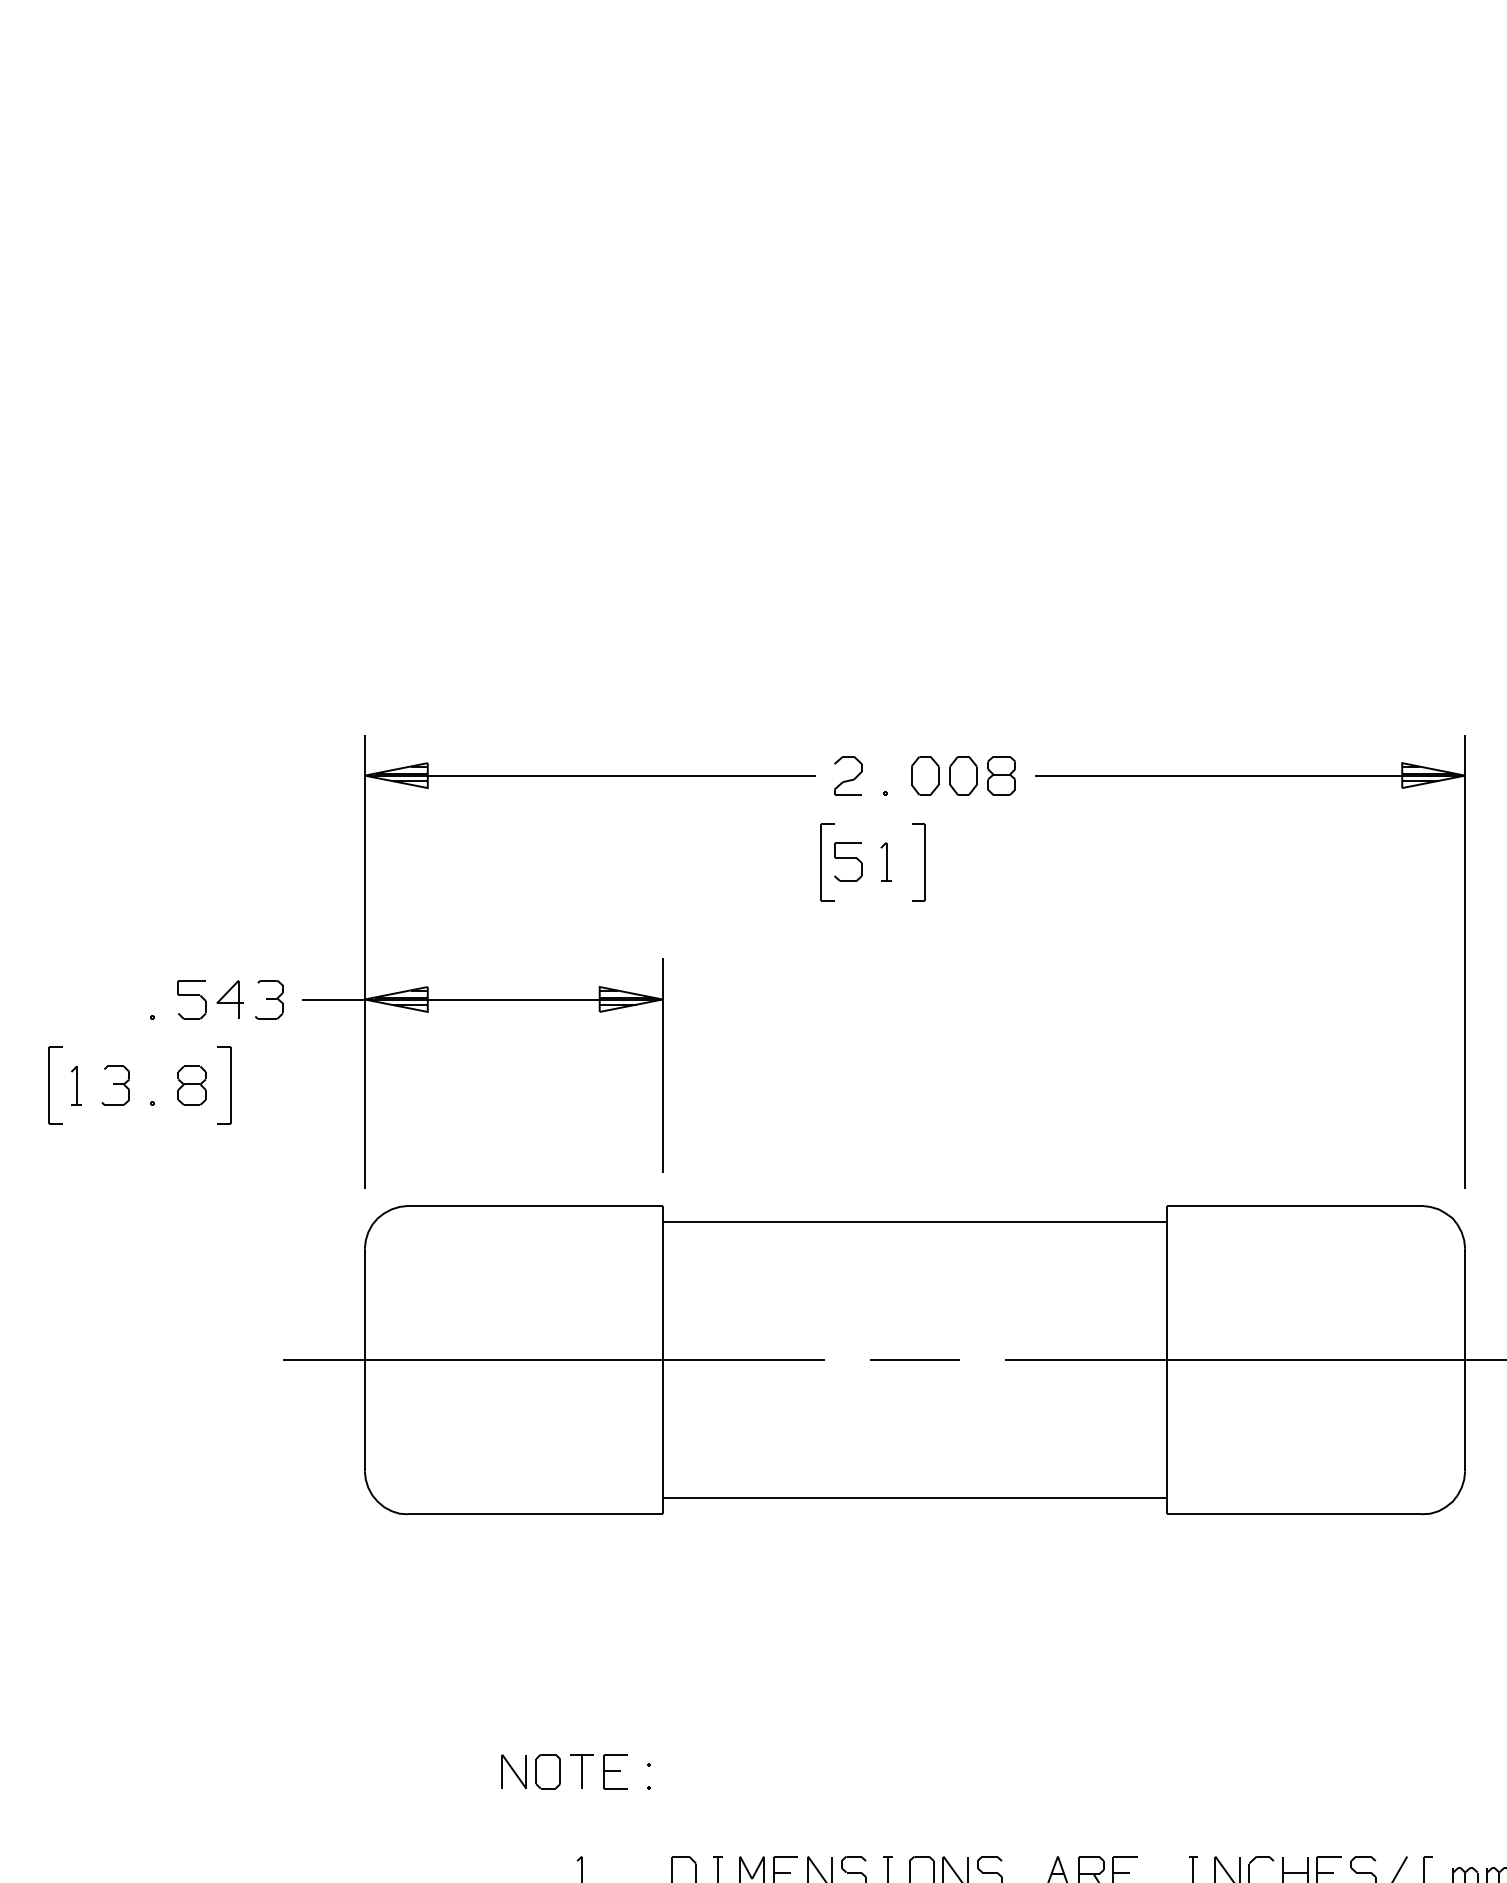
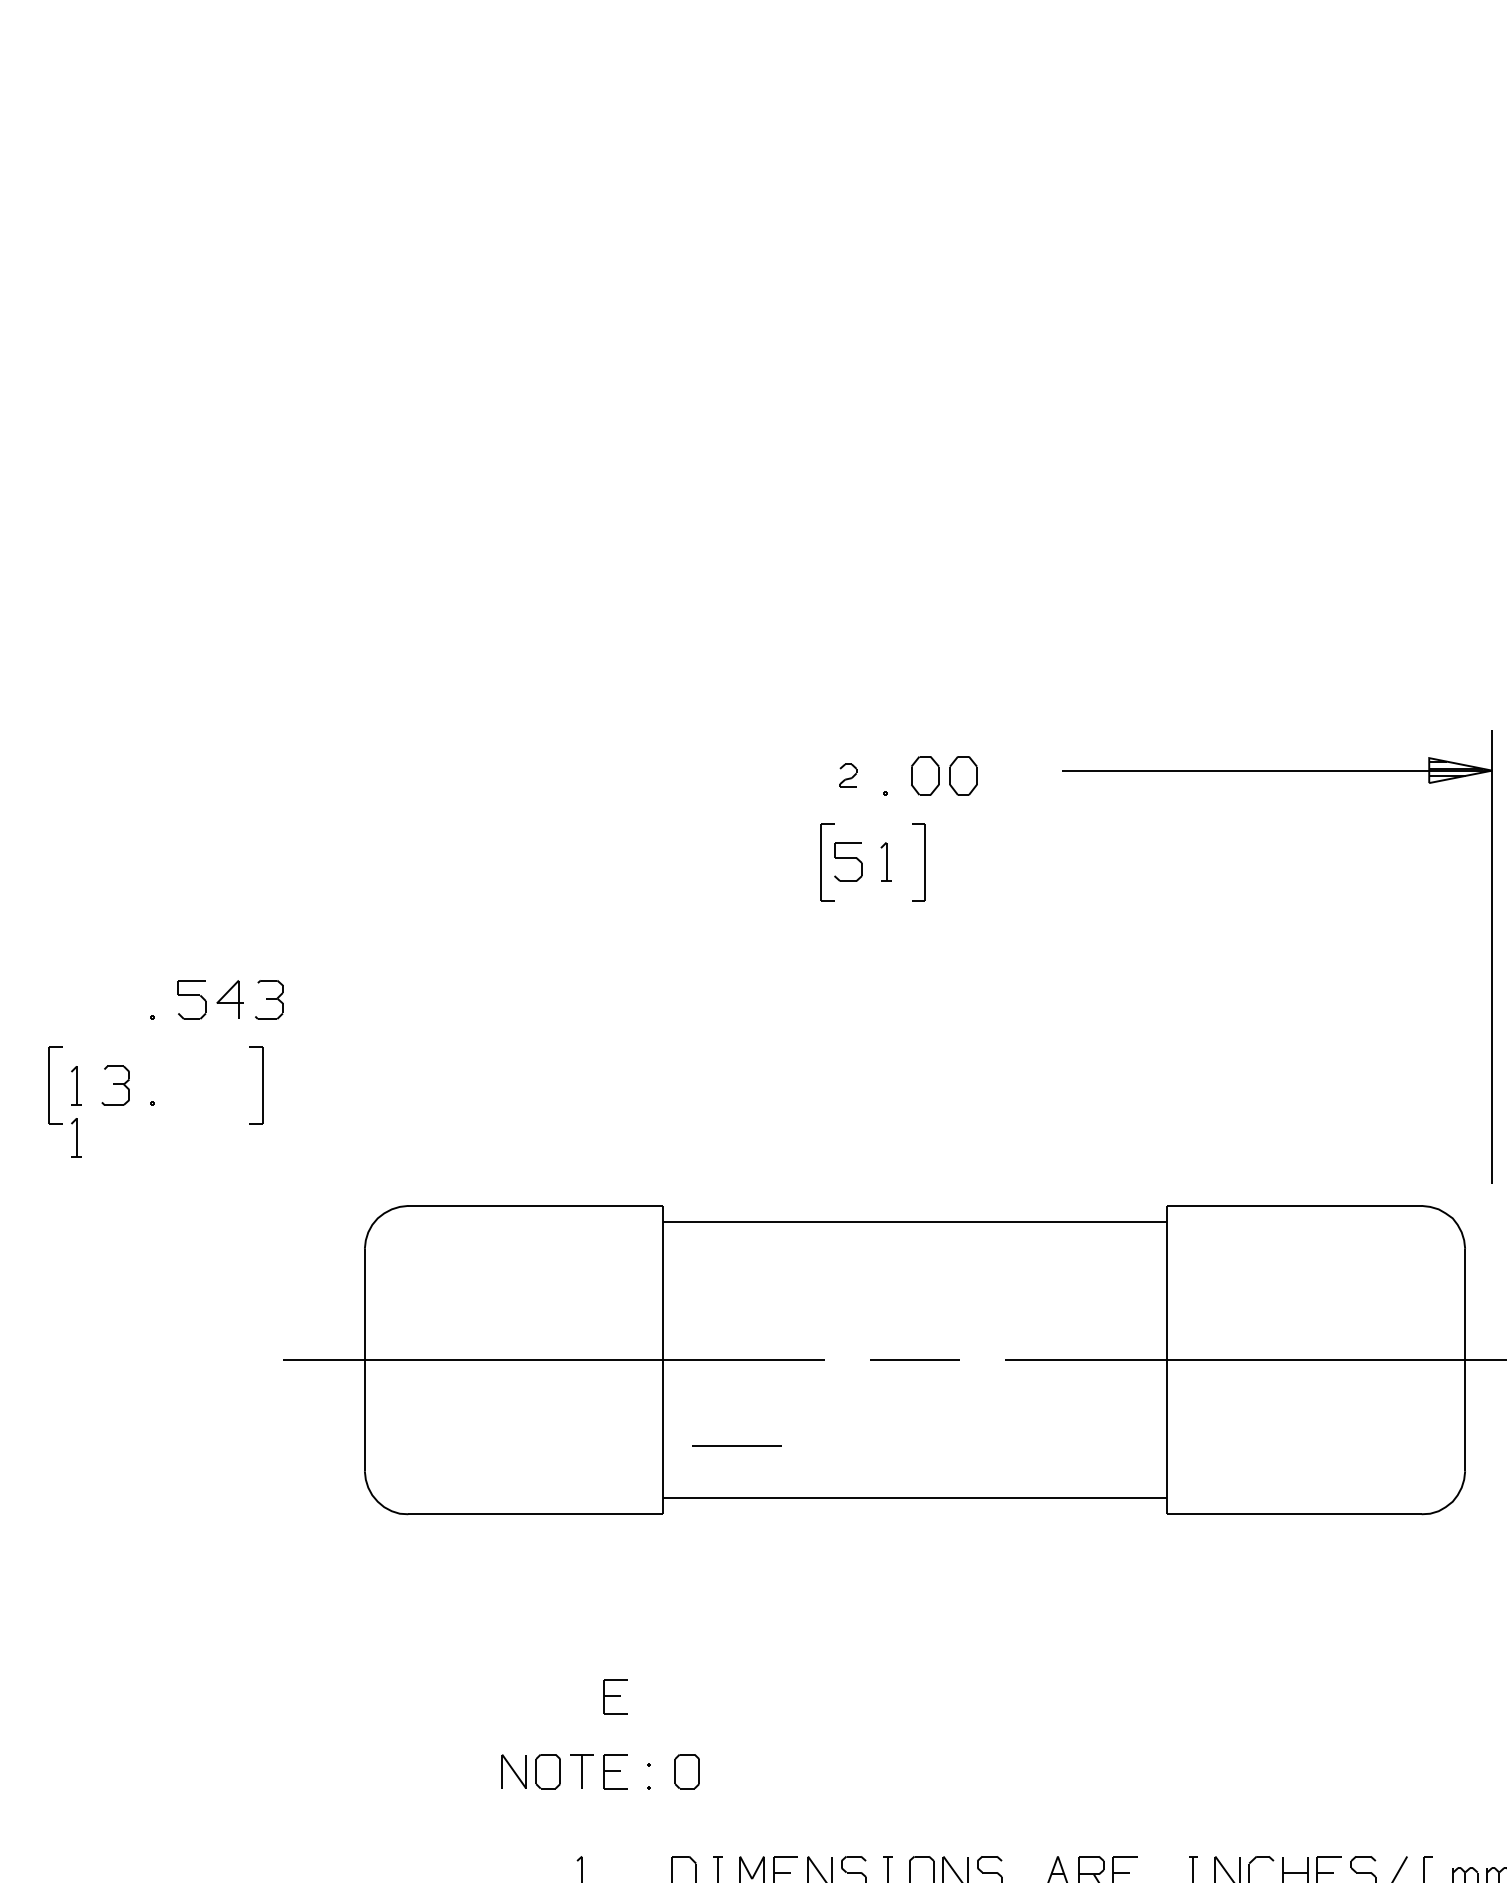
part size: 29x40 px -> 19x25 px (848, 775)
part: present -> none (1001, 775)
part position: (1250, 776) -> (1277, 771) (1277, 771)
part: present -> none (558, 999)
part: present -> none (191, 1085)
part position: (224, 1085) -> (256, 1085) (256, 1085)
part: none -> present (76, 1137)
line: none -> present (736, 1445)
part: none -> present (615, 1696)
part: none -> present (686, 1771)
